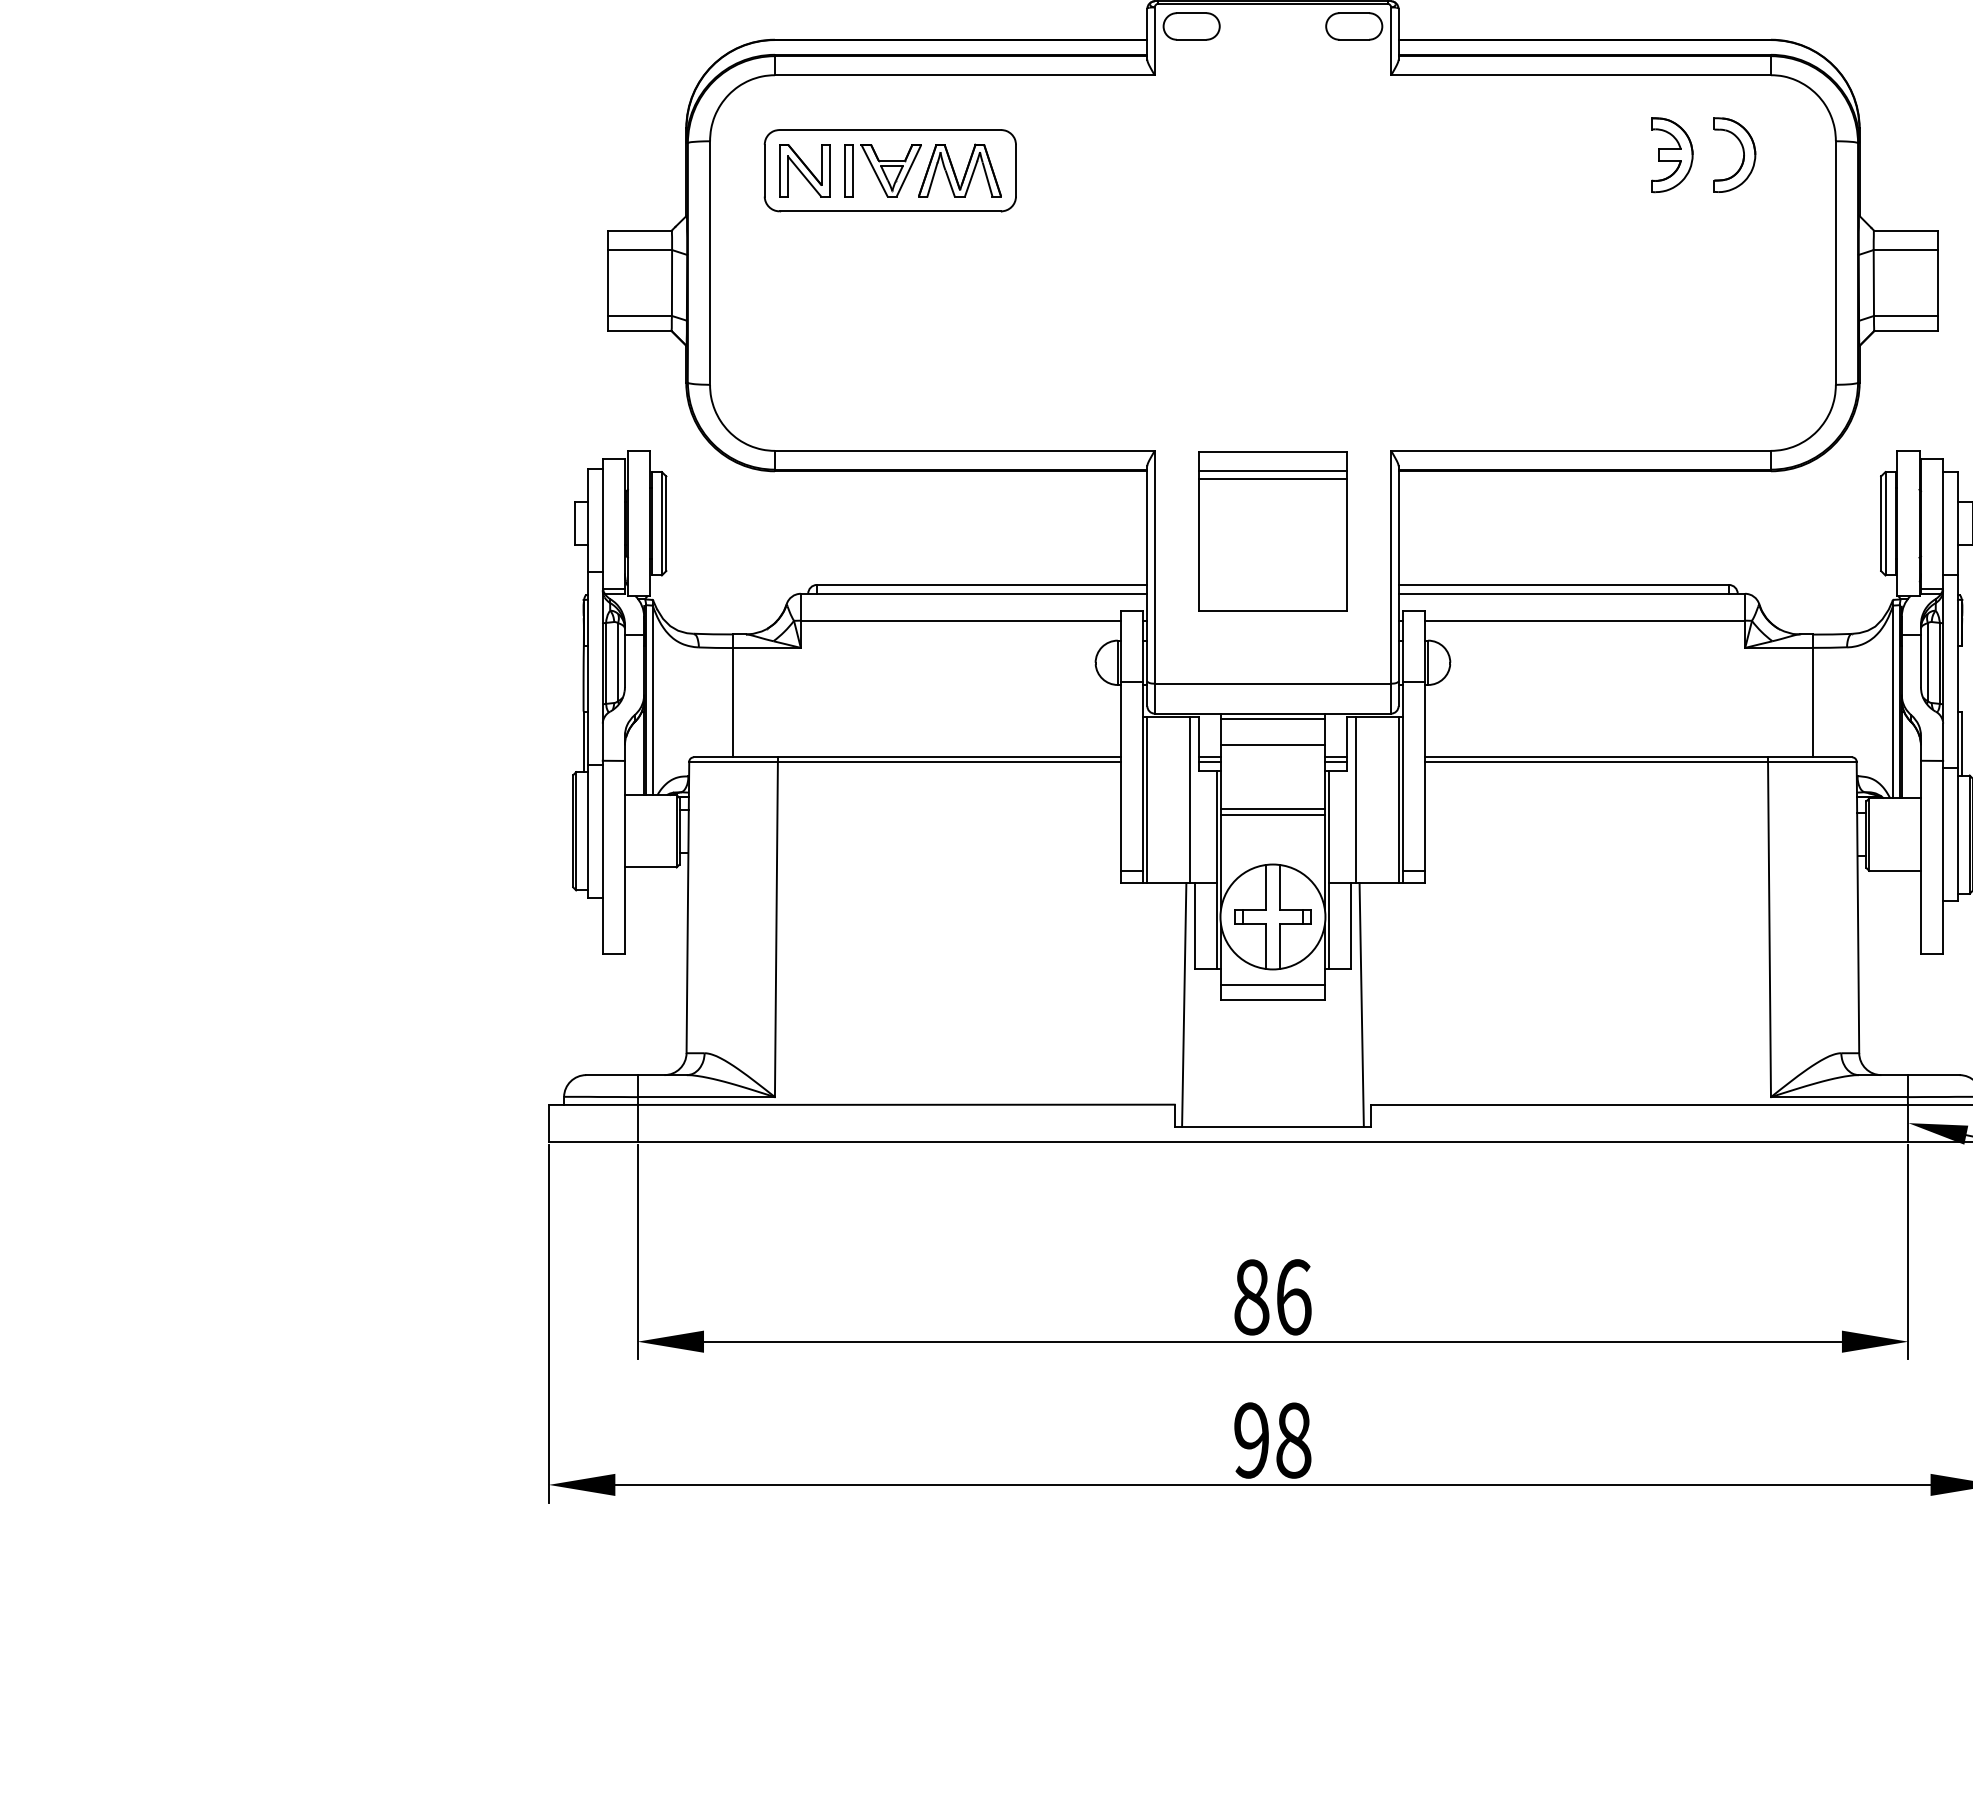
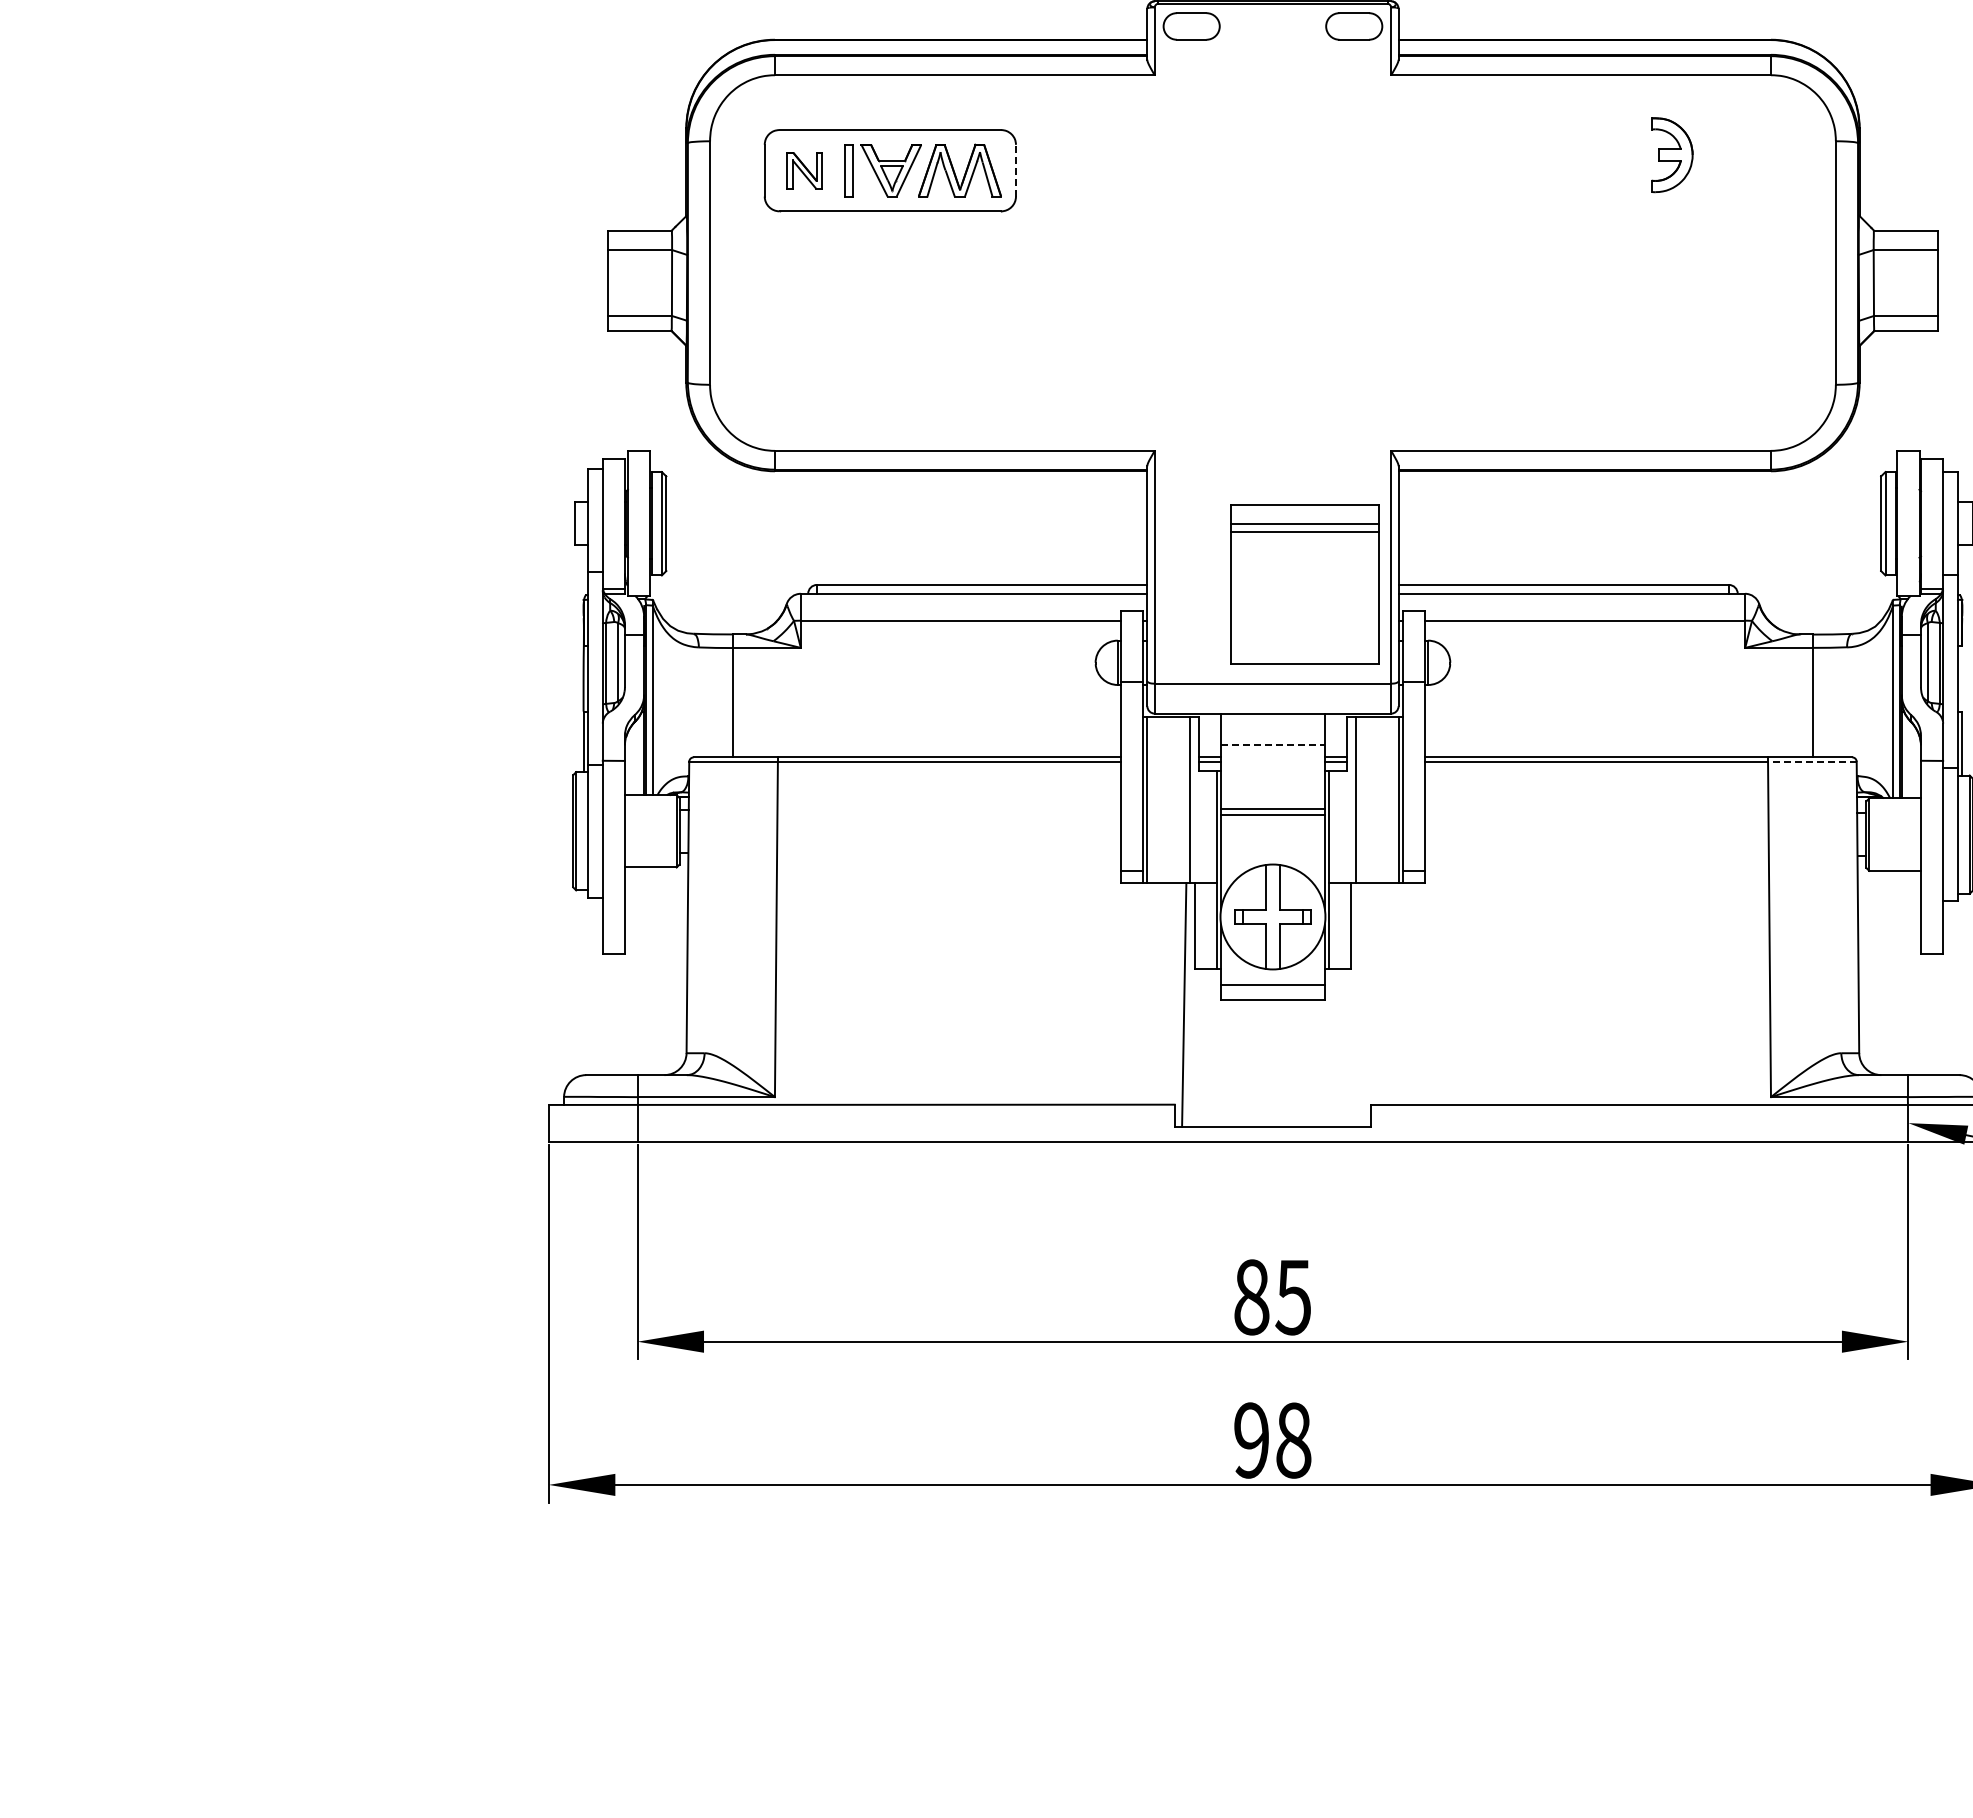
part: present -> none (1742, 151)
part size: 52x54 px -> 37x38 px (804, 170)
line: solid -> dashed (1015, 170)
part position: (1272, 531) -> (1304, 584) (1304, 584)
line: present -> none (1272, 719)
line: solid -> dashed (1272, 744)
line: solid -> dashed (1811, 761)
line: present -> none (1361, 1004)
text: 86 -> 85 (1293, 1297)
